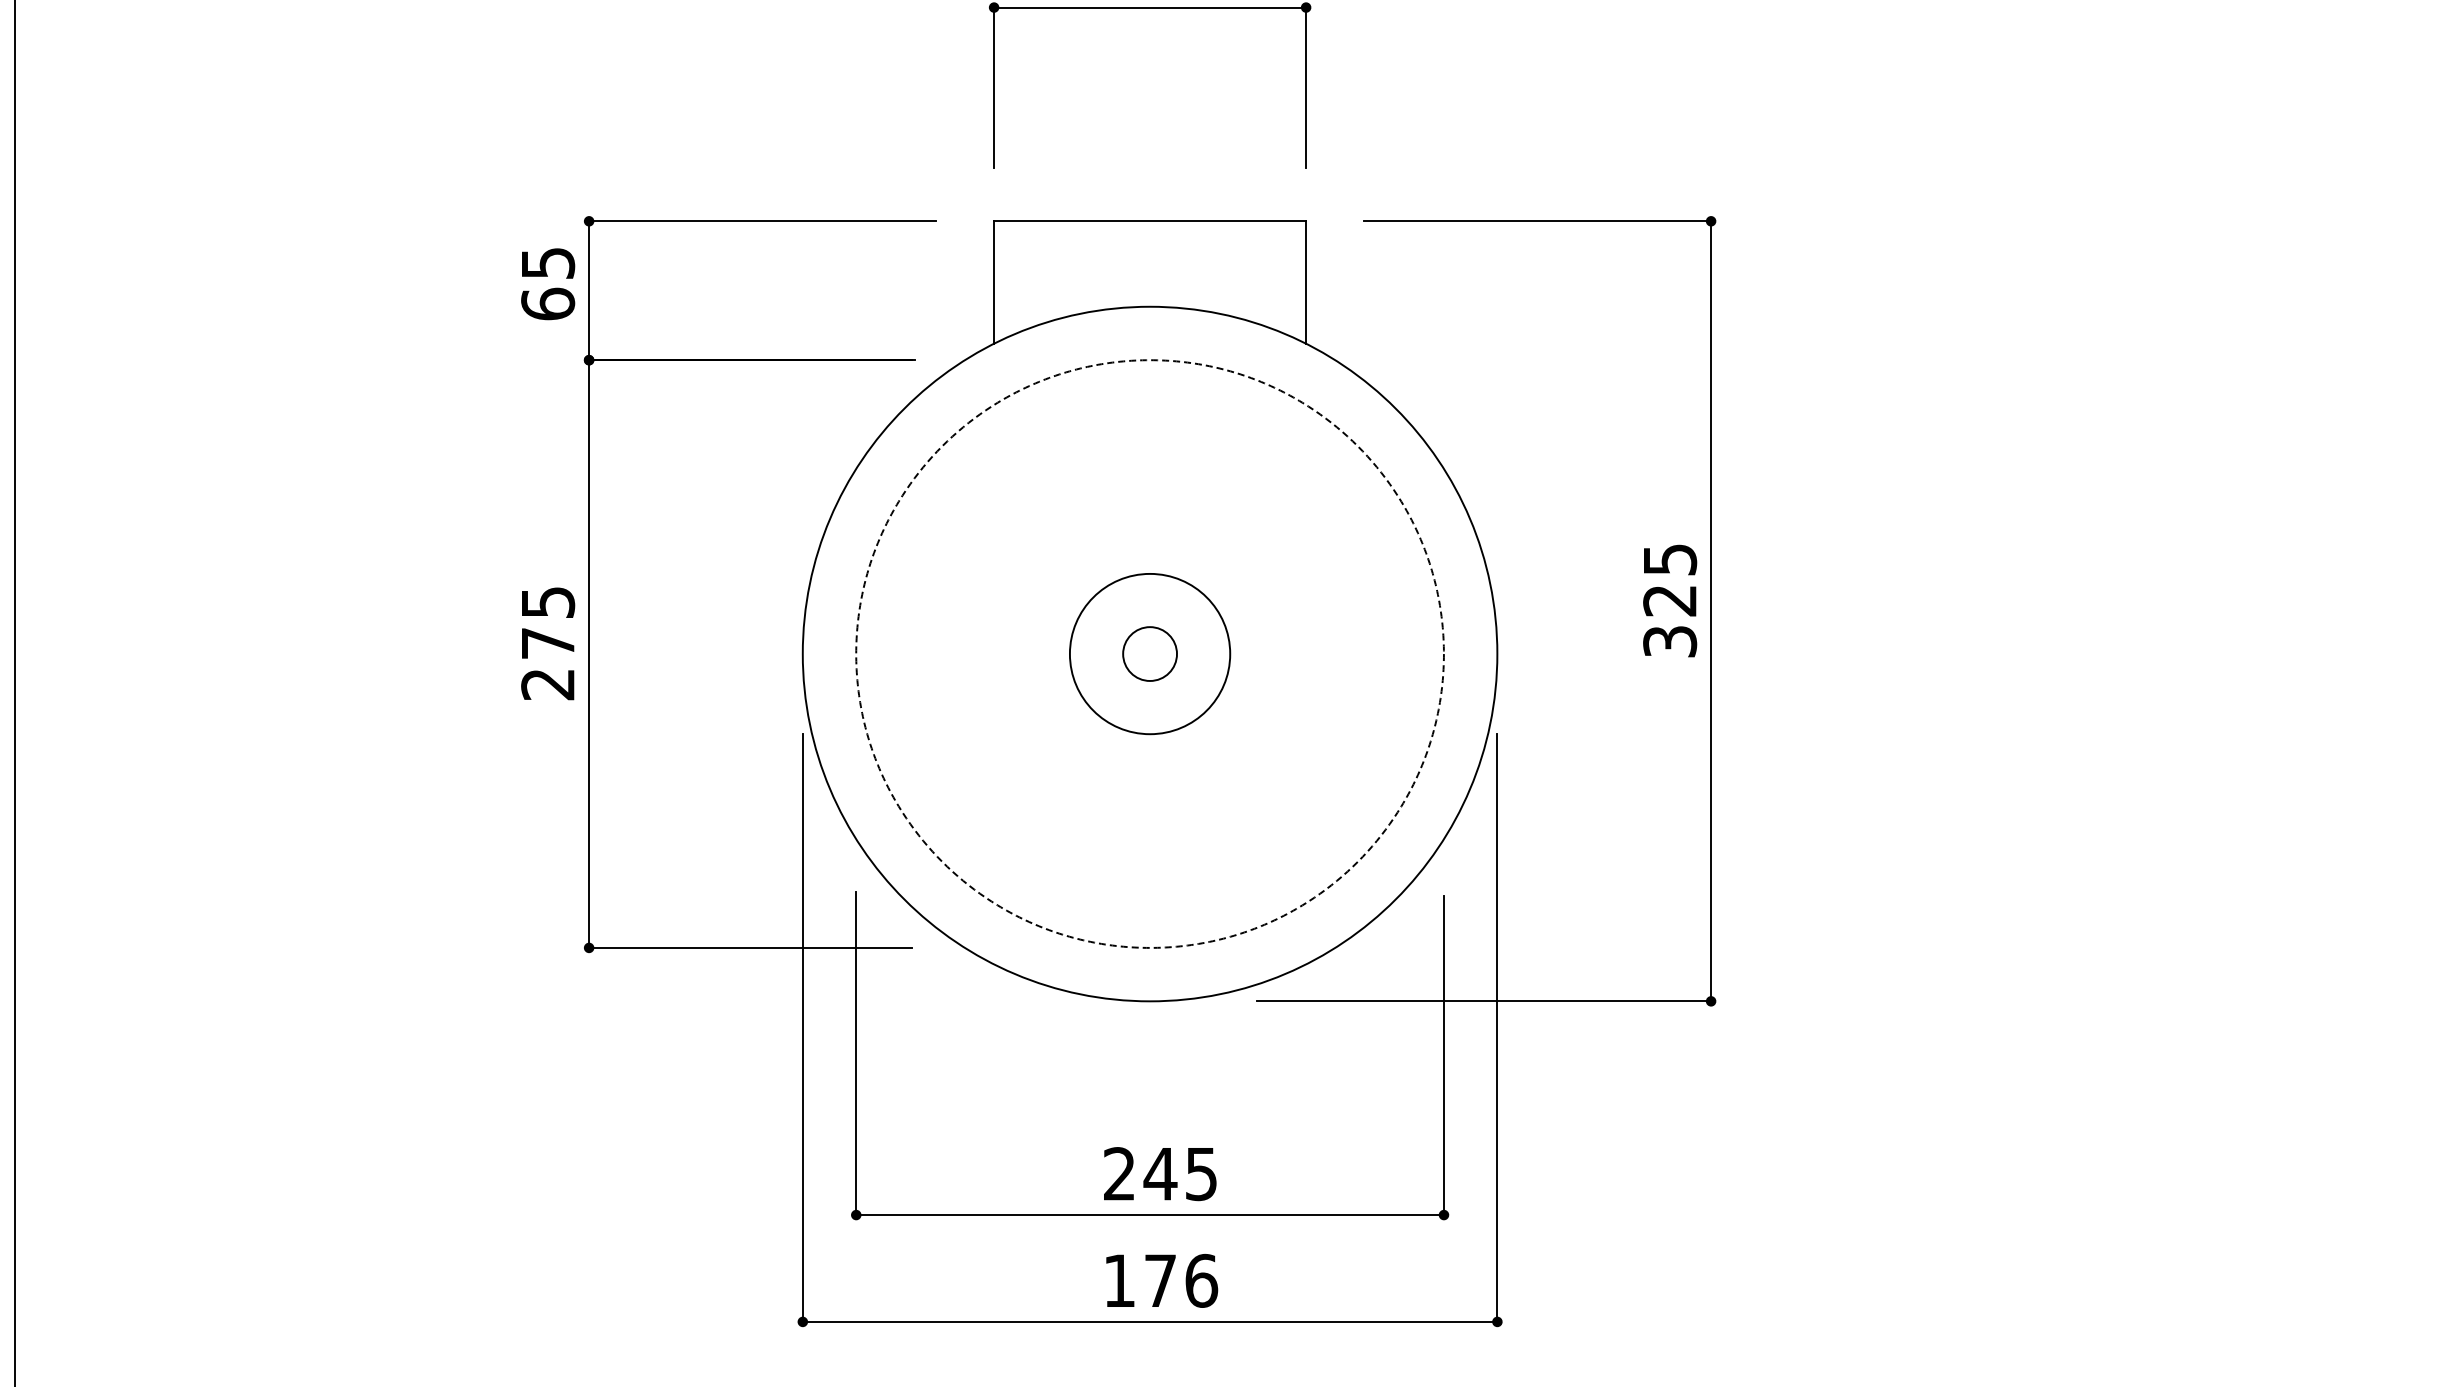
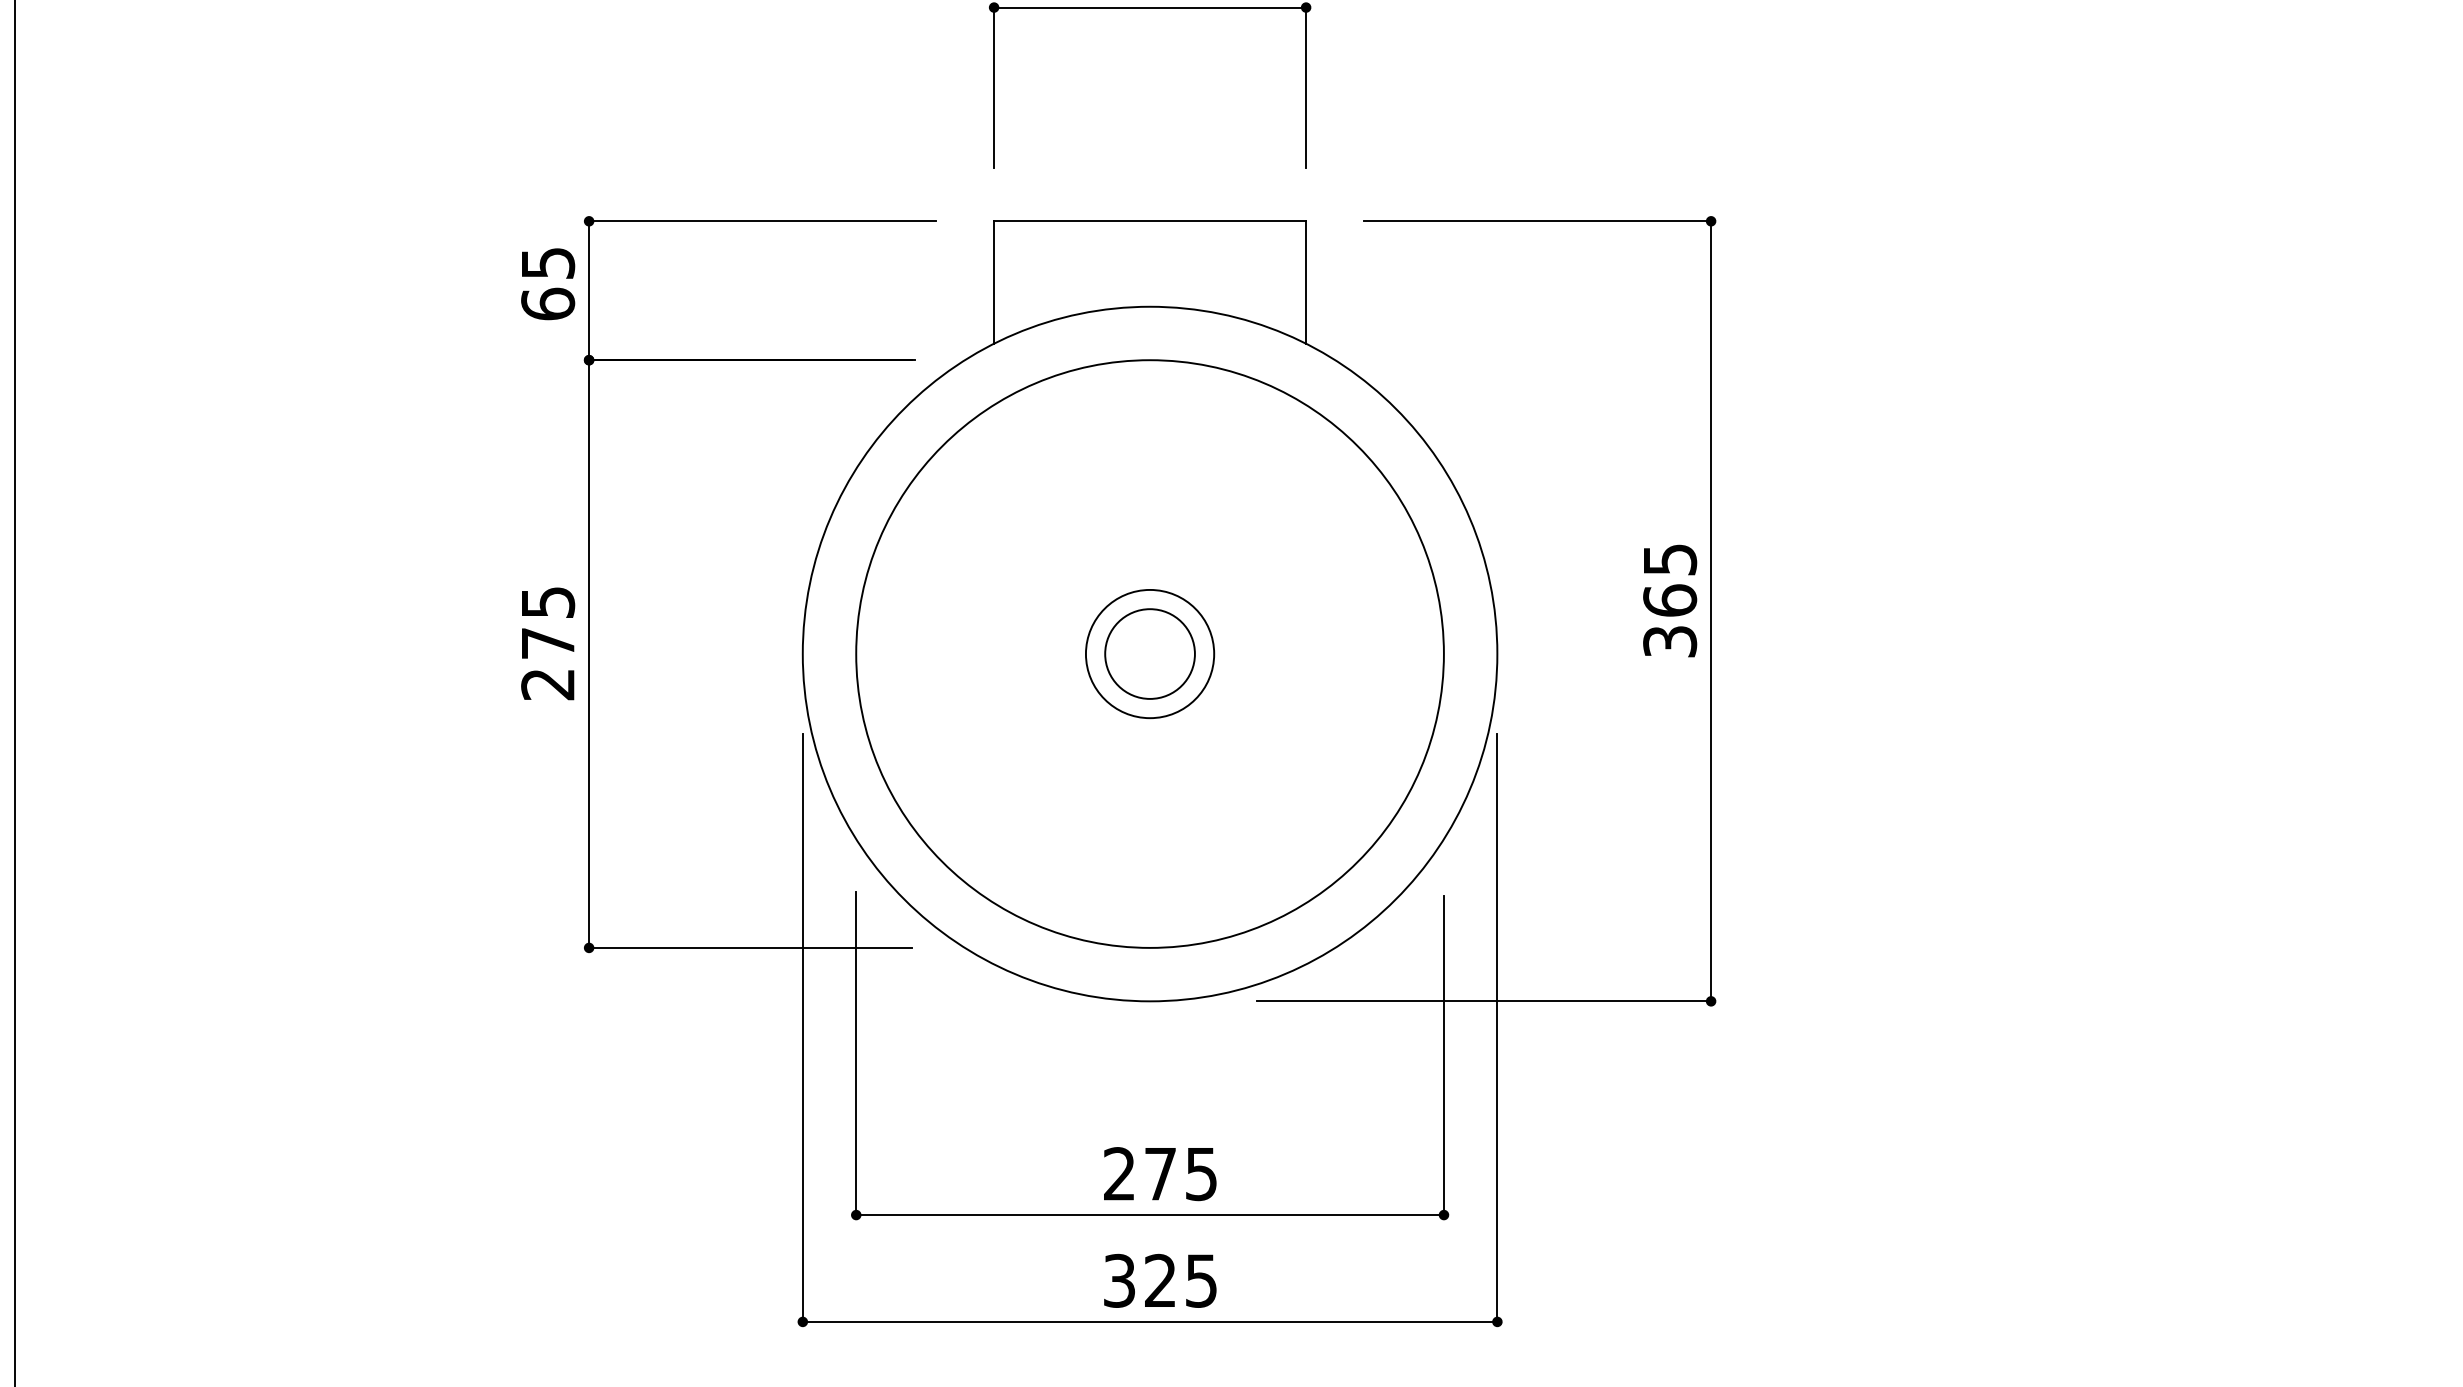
text: 325 -> 365 (1670, 600)
circle diameter: 160 px -> 128 px (1149, 653)
circle: dashed -> solid (1149, 653)
circle diameter: 54 px -> 90 px (1149, 653)
text: 245 -> 275 (1160, 1174)
text: 176 -> 325 (1161, 1280)
